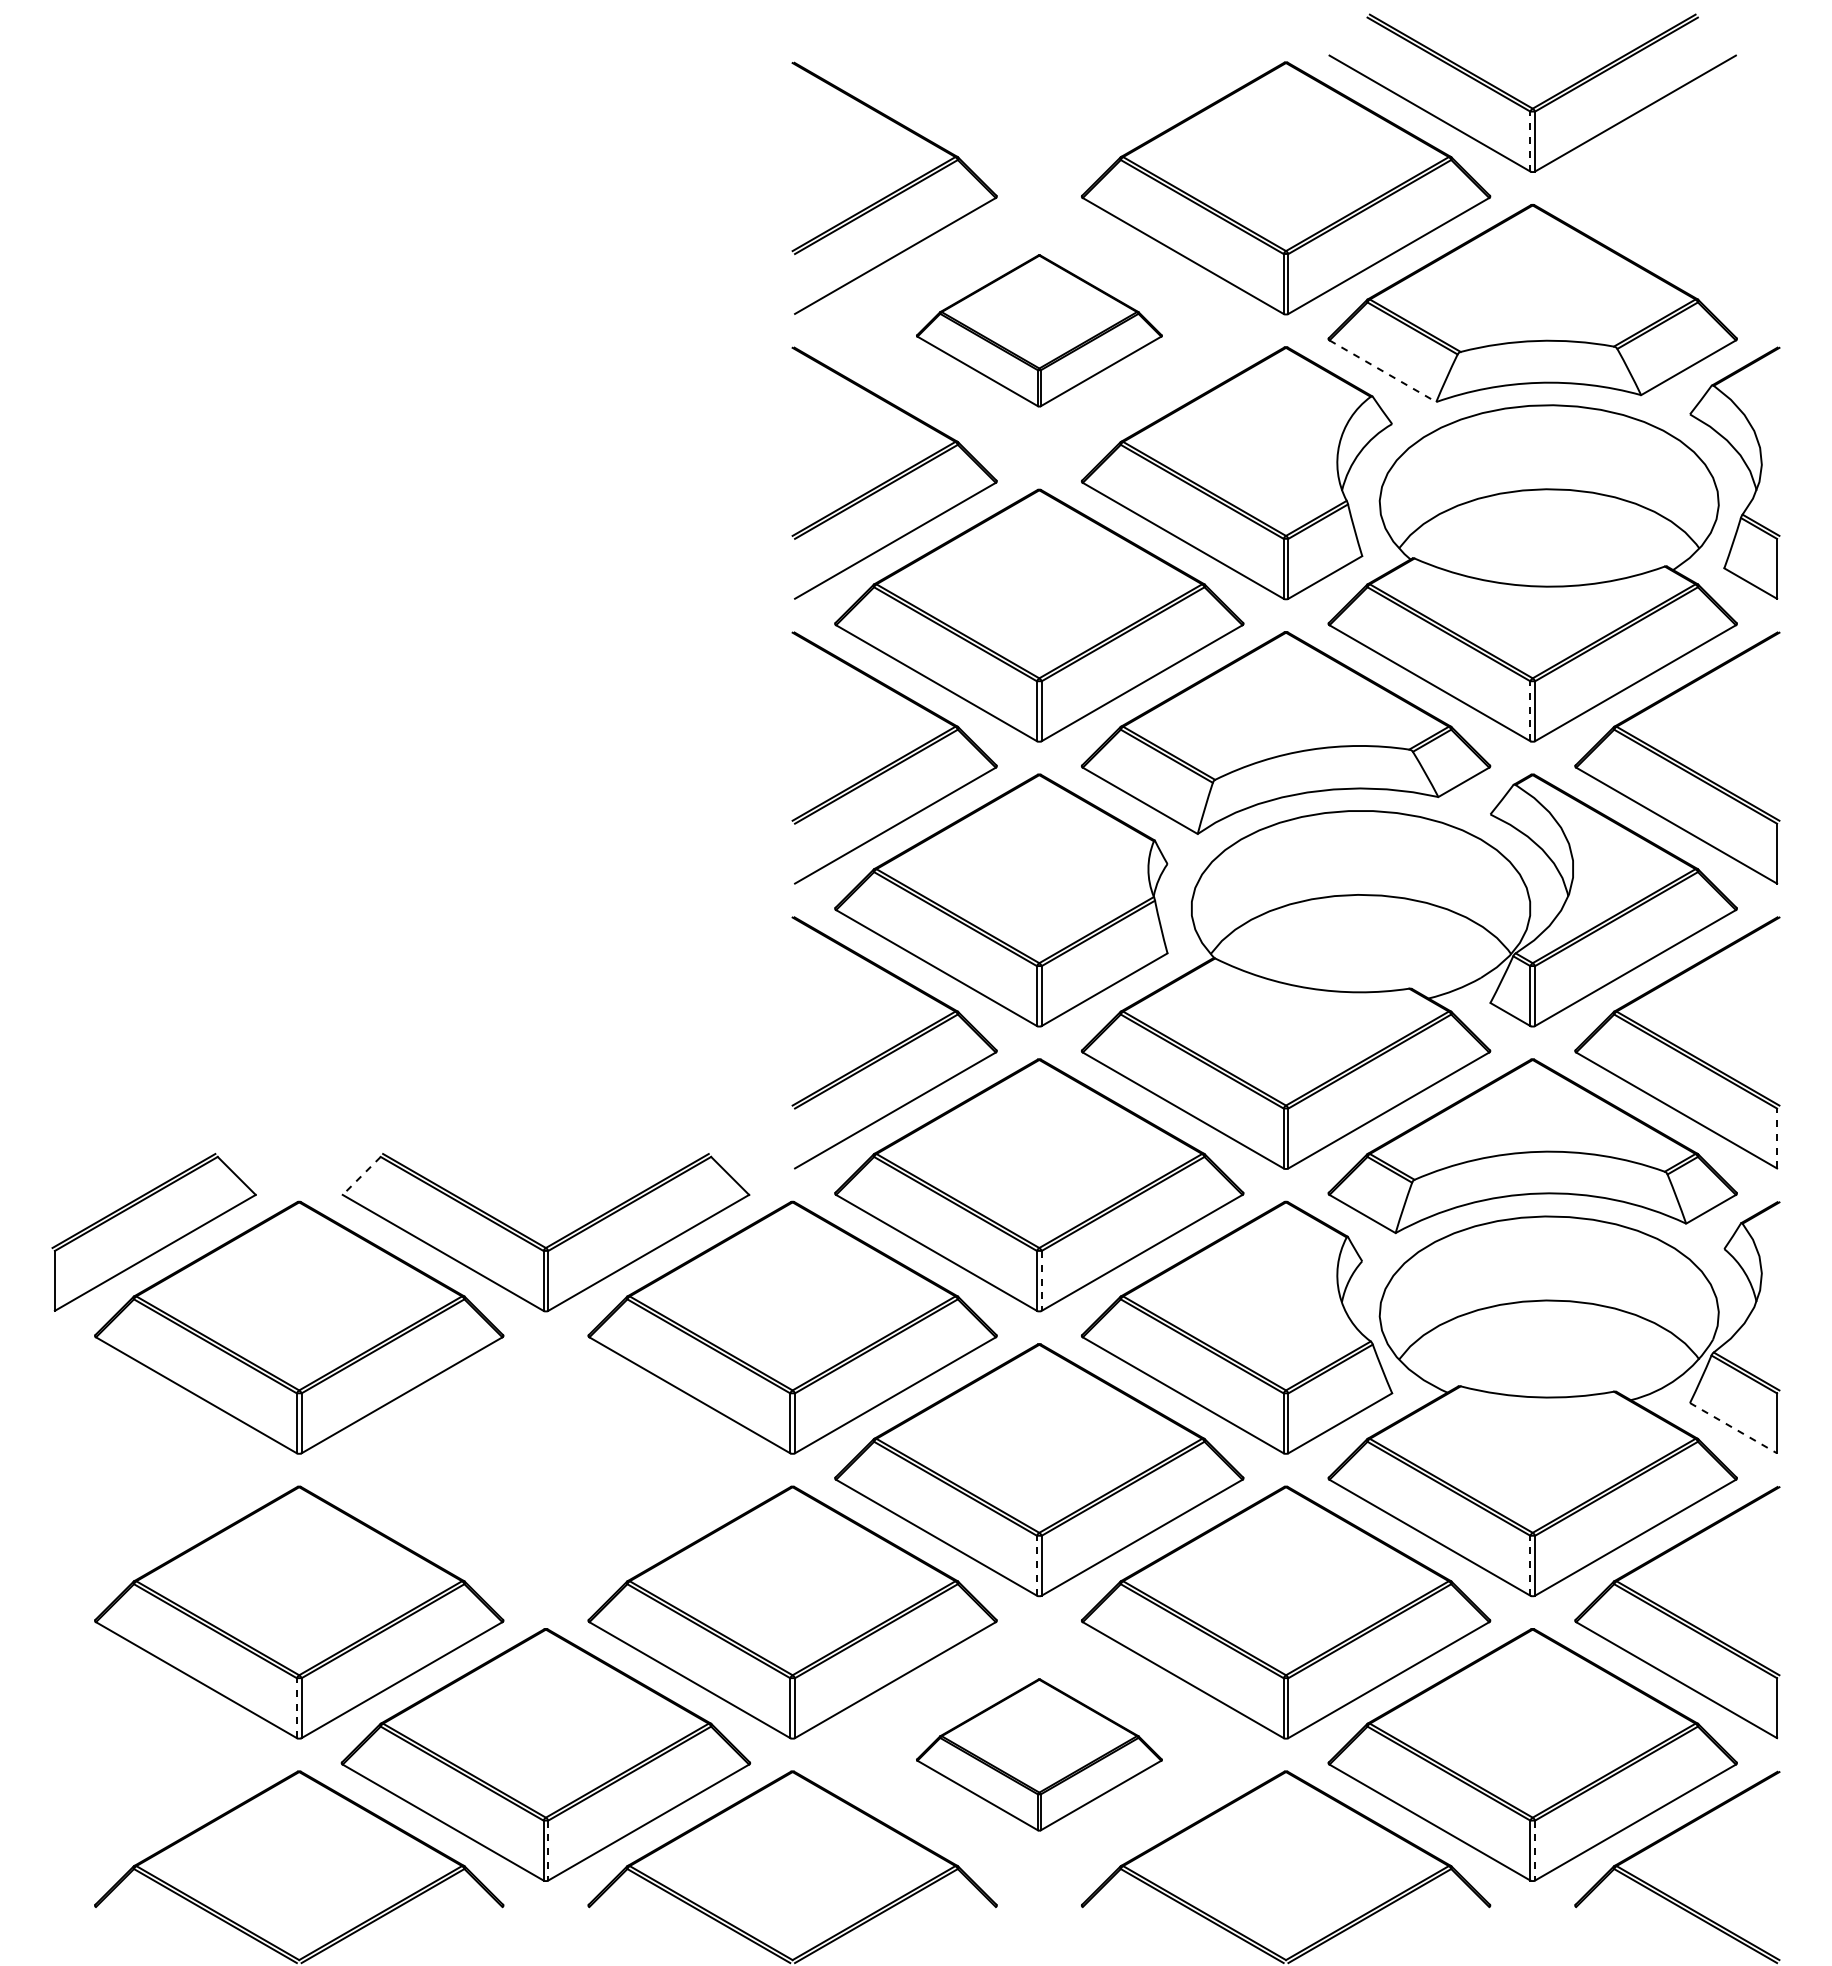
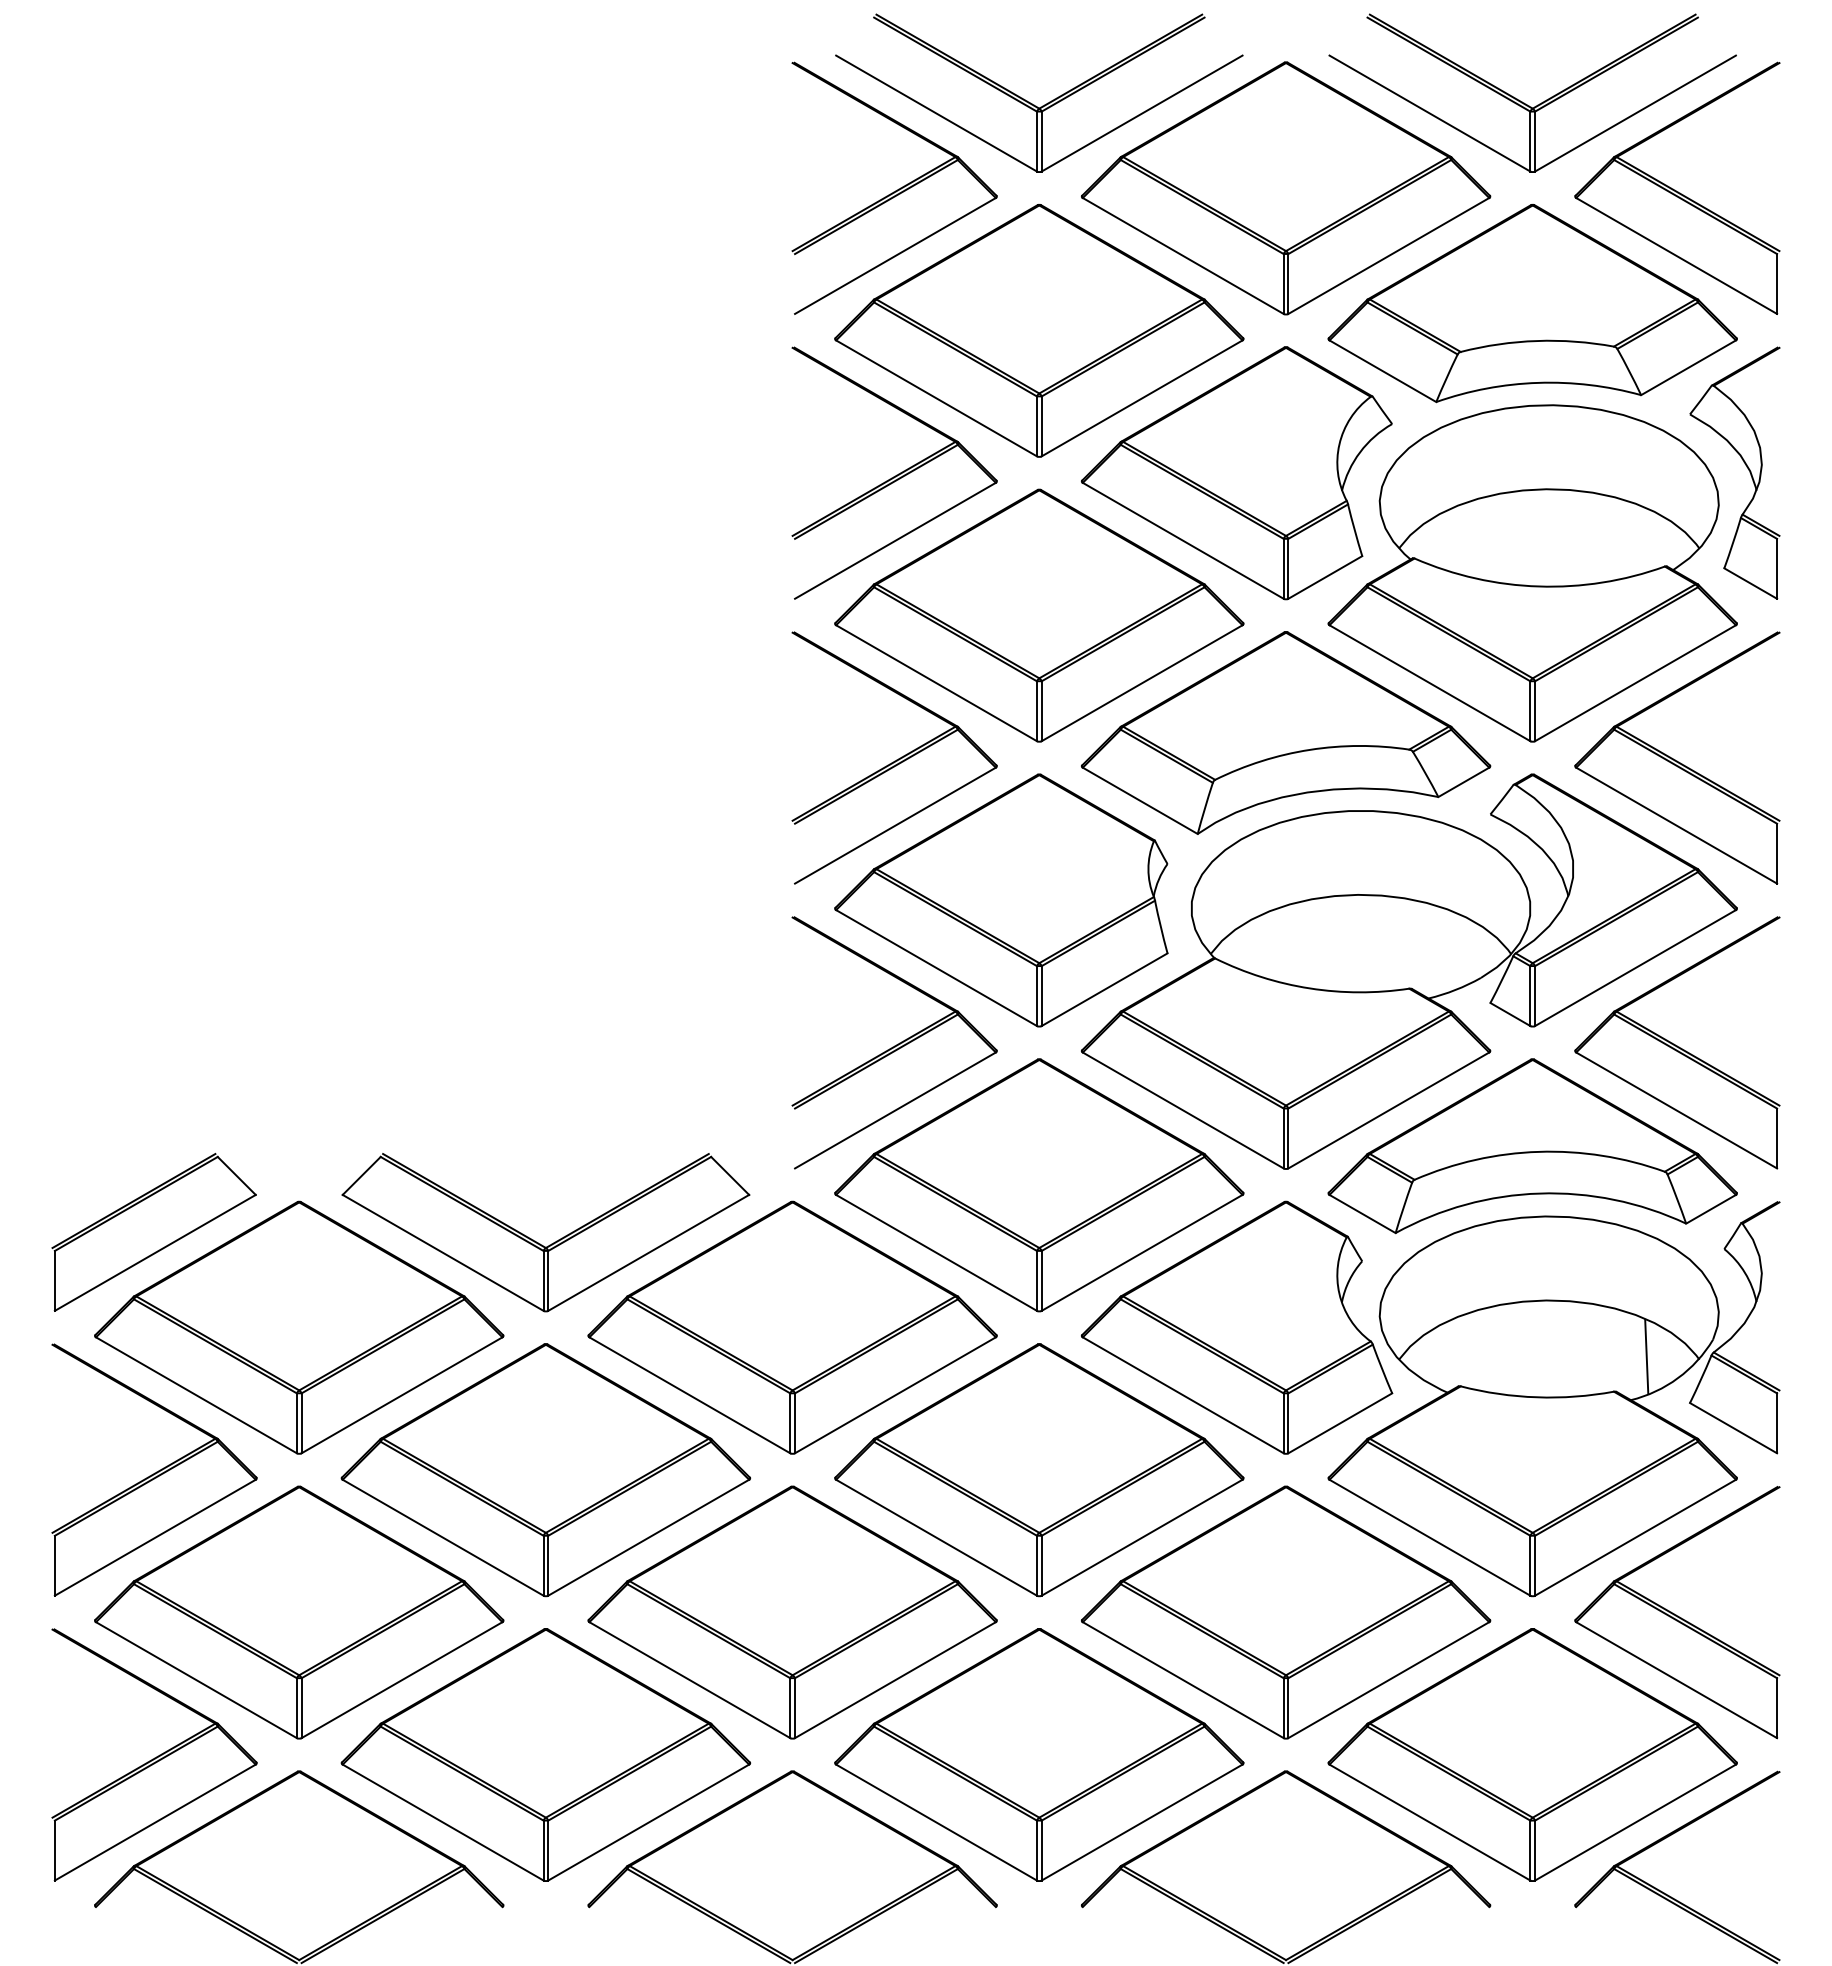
part: none -> present (1047, 102)
line: dashed -> solid (1530, 141)
part: none -> present (1677, 187)
part size: 247x154 px -> 411x254 px (1039, 330)
line: dashed -> solid (1382, 371)
line: dashed -> solid (1530, 711)
line: dashed -> solid (1777, 1138)
line: dashed -> solid (361, 1175)
line: dashed -> solid (1041, 1280)
line: none -> present (1646, 1356)
line: dashed -> solid (1733, 1428)
part: none -> present (154, 1469)
part: none -> present (545, 1470)
line: dashed -> solid (1036, 1565)
line: dashed -> solid (1530, 1565)
line: dashed -> solid (296, 1708)
part: none -> present (154, 1754)
part size: 247x154 px -> 411x254 px (1039, 1754)
line: dashed -> solid (548, 1850)
line: dashed -> solid (1535, 1850)
